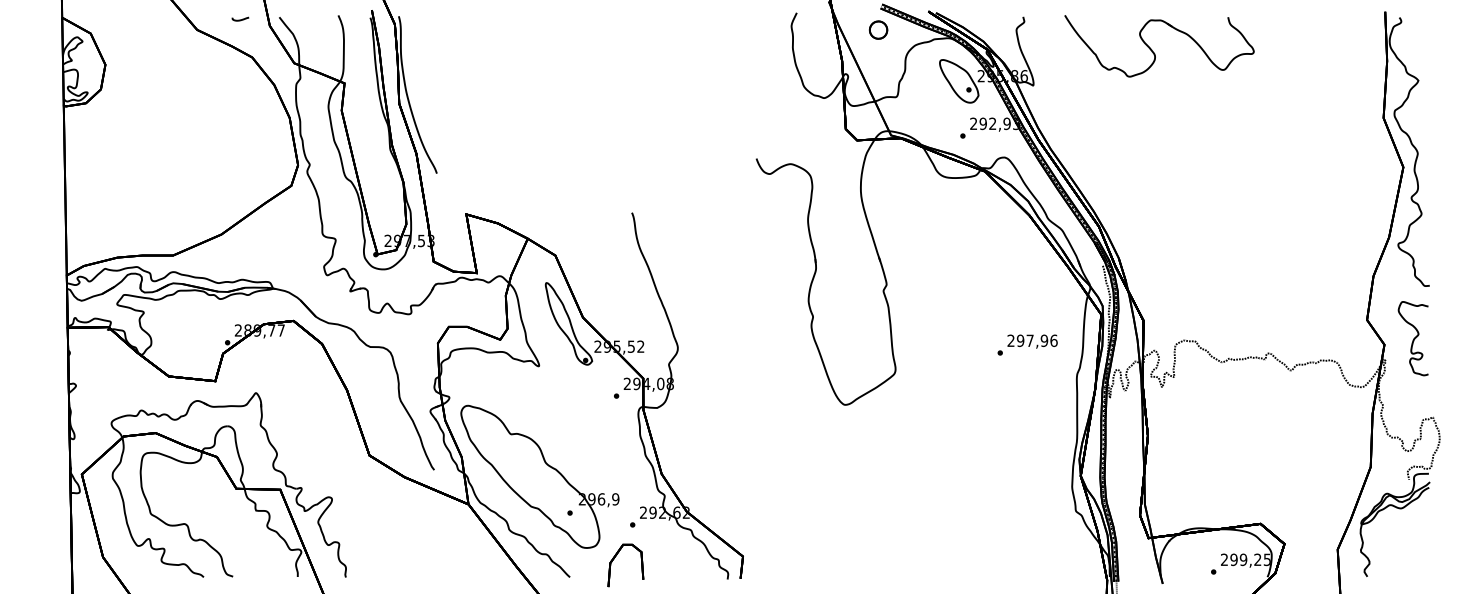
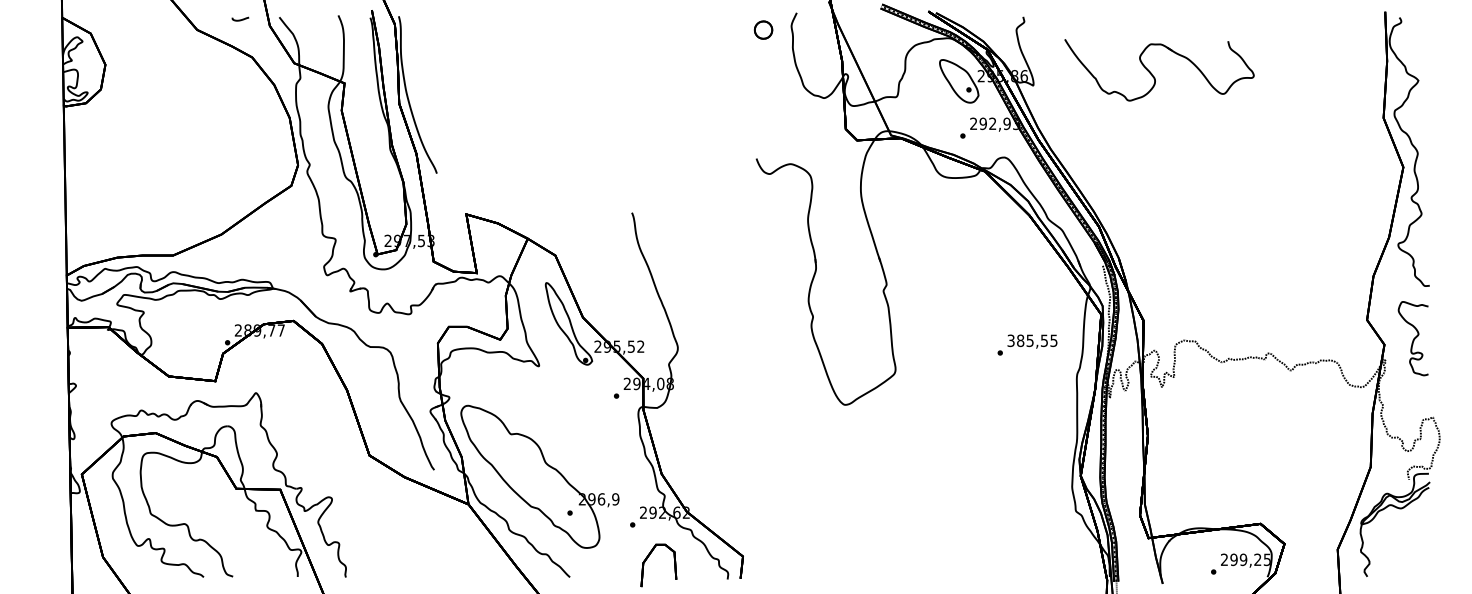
part position: (878, 29) -> (763, 29) (763, 29)
part position: (1152, 49) -> (1152, 73) (1152, 73)
text: 297,96 -> 385,55 (1032, 340)
part position: (614, 559) -> (647, 559) (647, 559)
